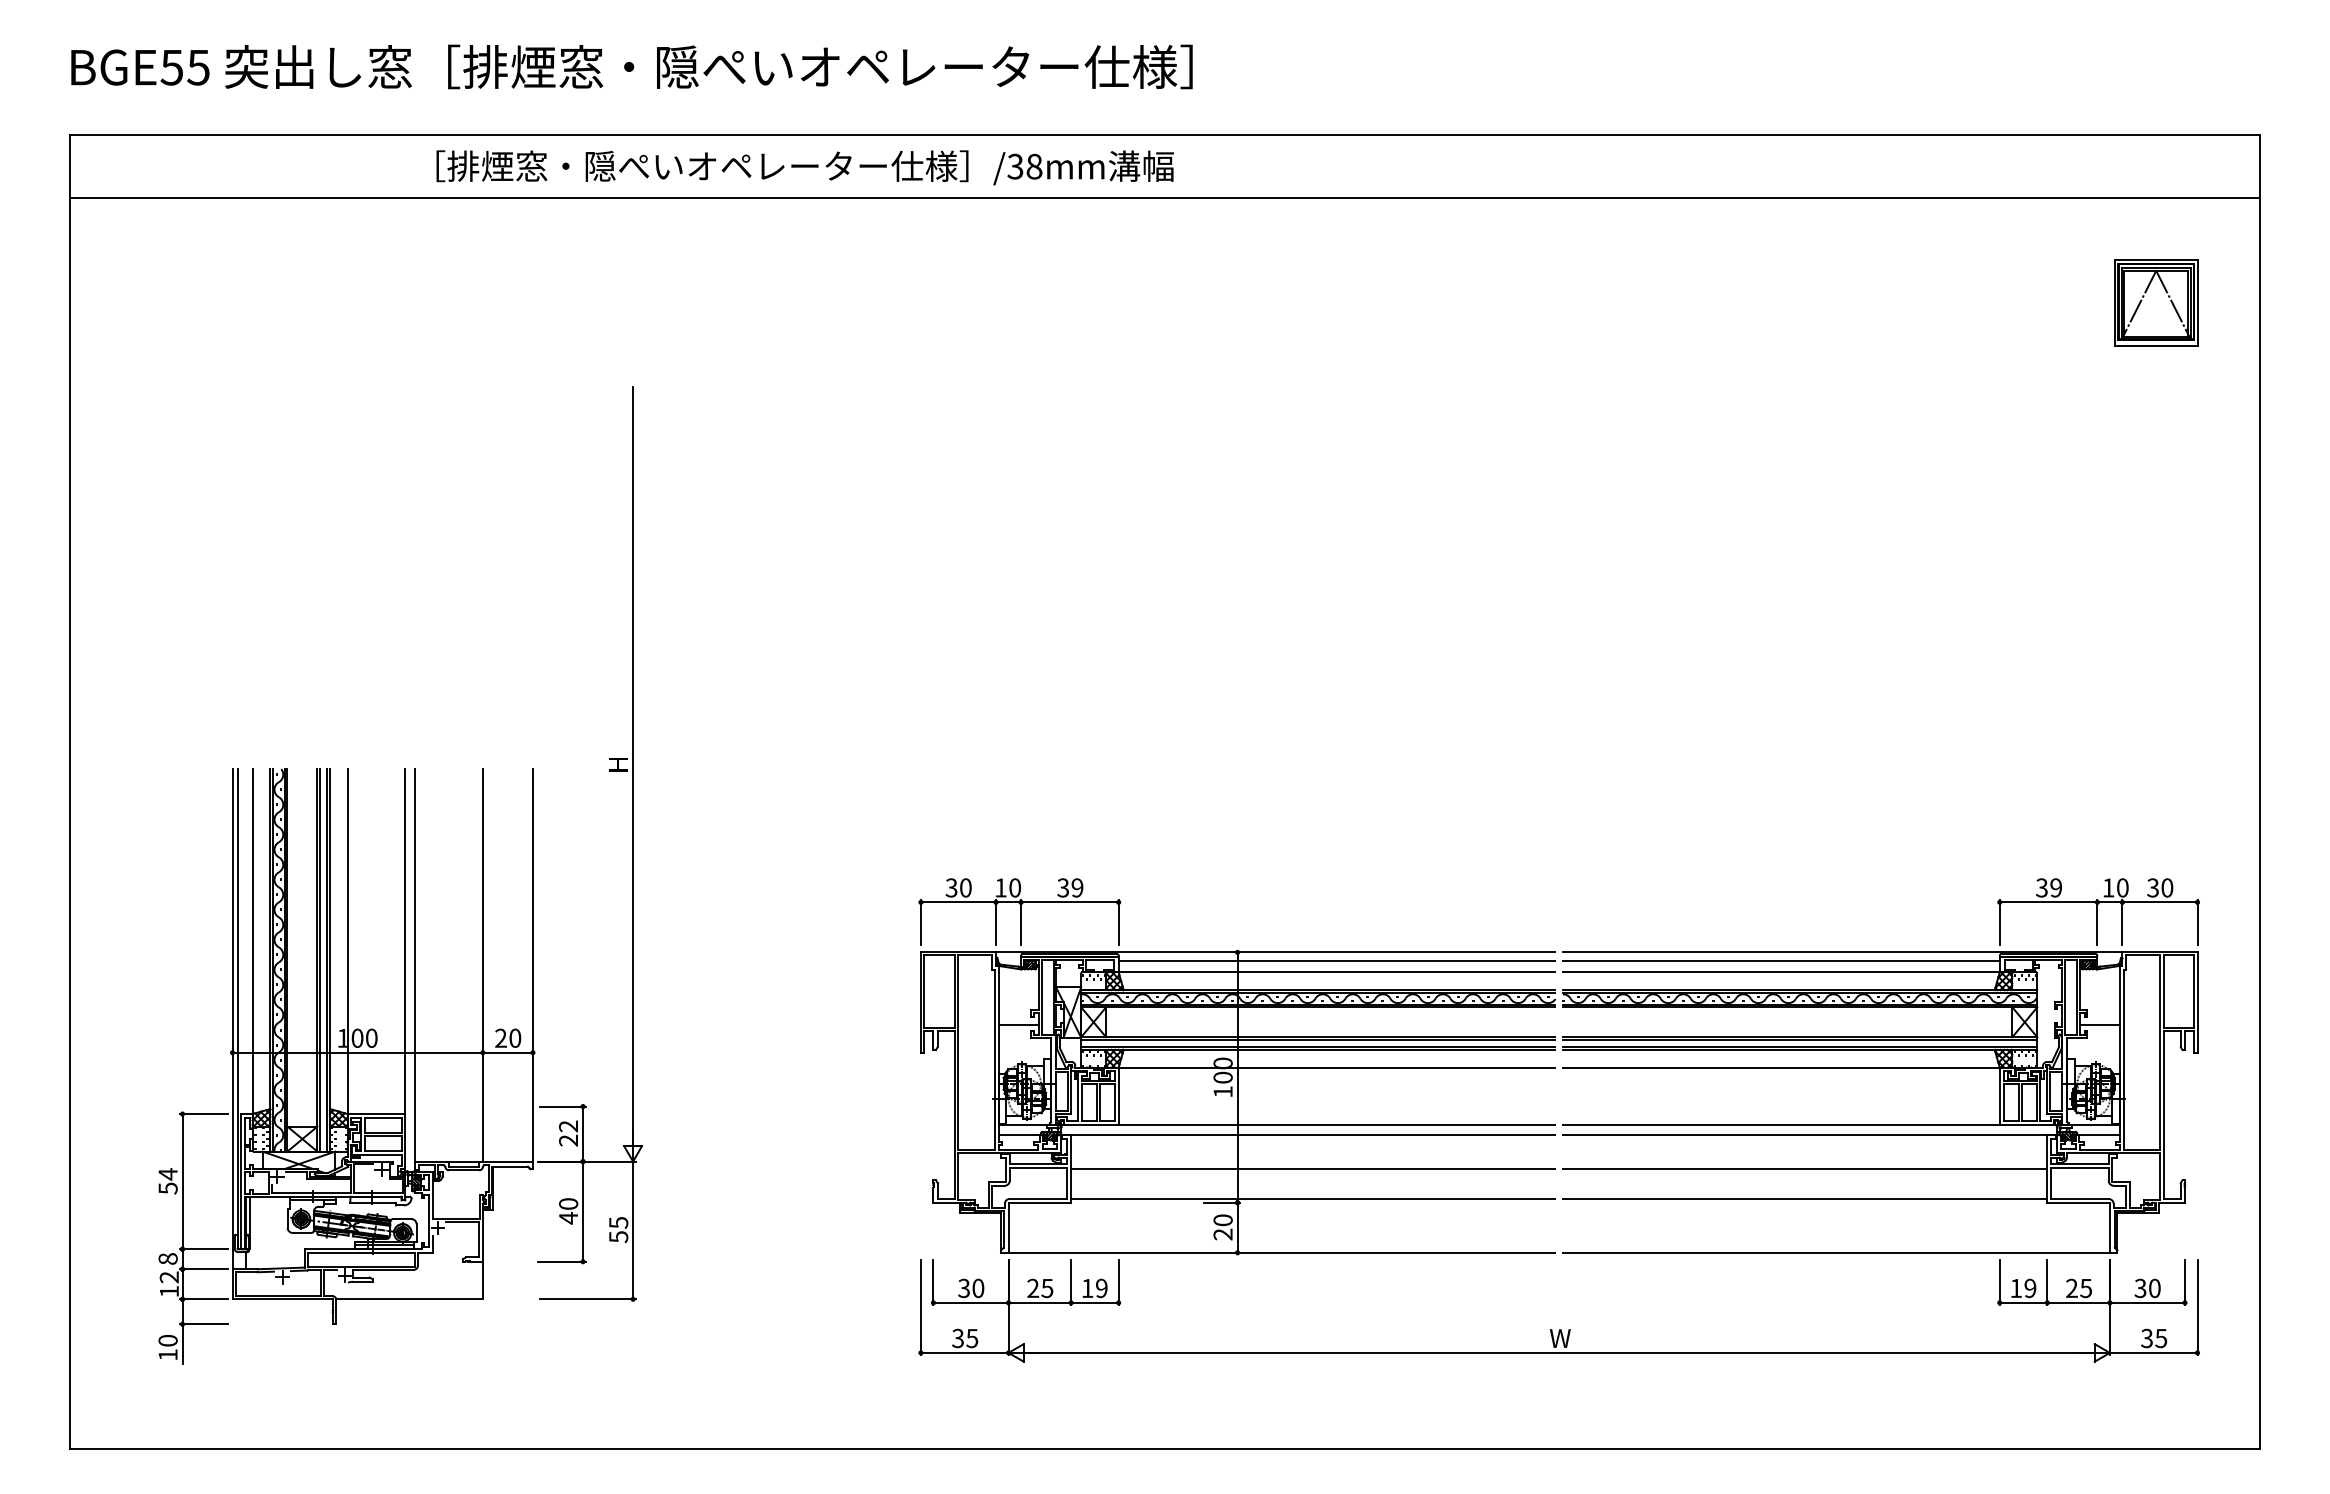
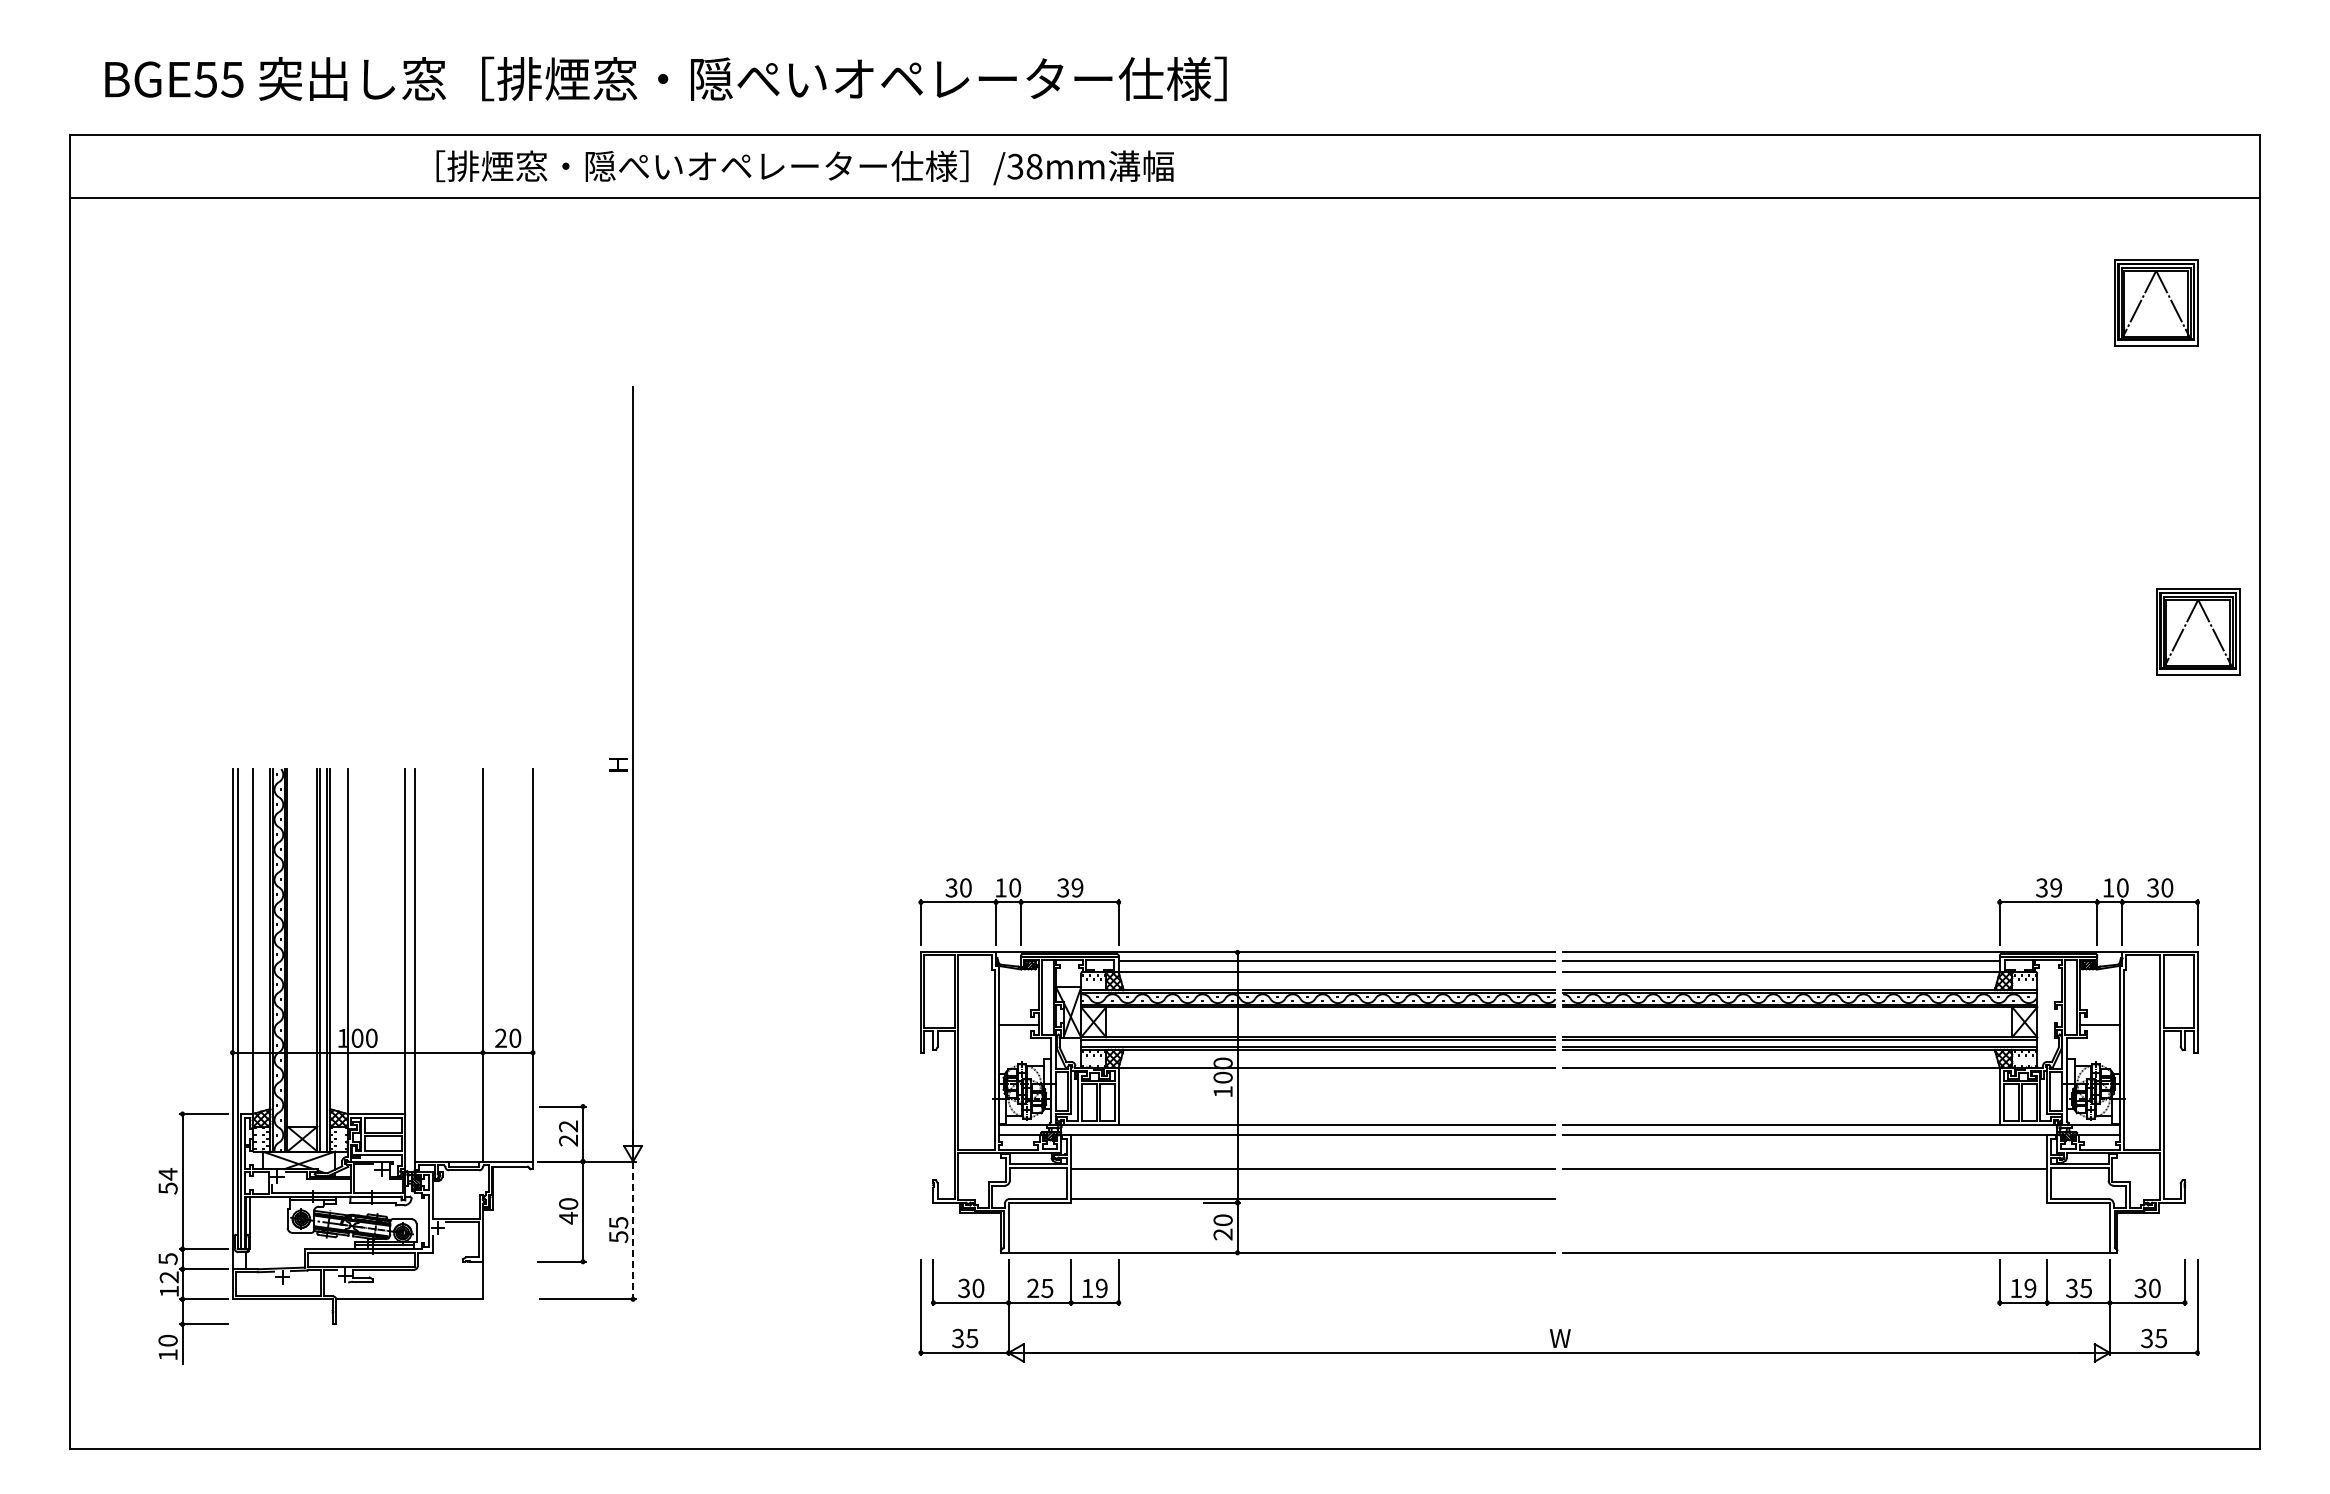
text position: (631, 66) -> (665, 78) (665, 78)
part: none -> present (2198, 631)
line: present -> none (1804, 1198)
line: solid -> dashed (633, 1230)
text: 8 -> 5 (167, 1259)
text: 25 -> 35 (2071, 1288)
